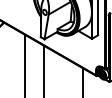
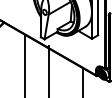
line position: (44, 70) -> (49, 70) (49, 70)
